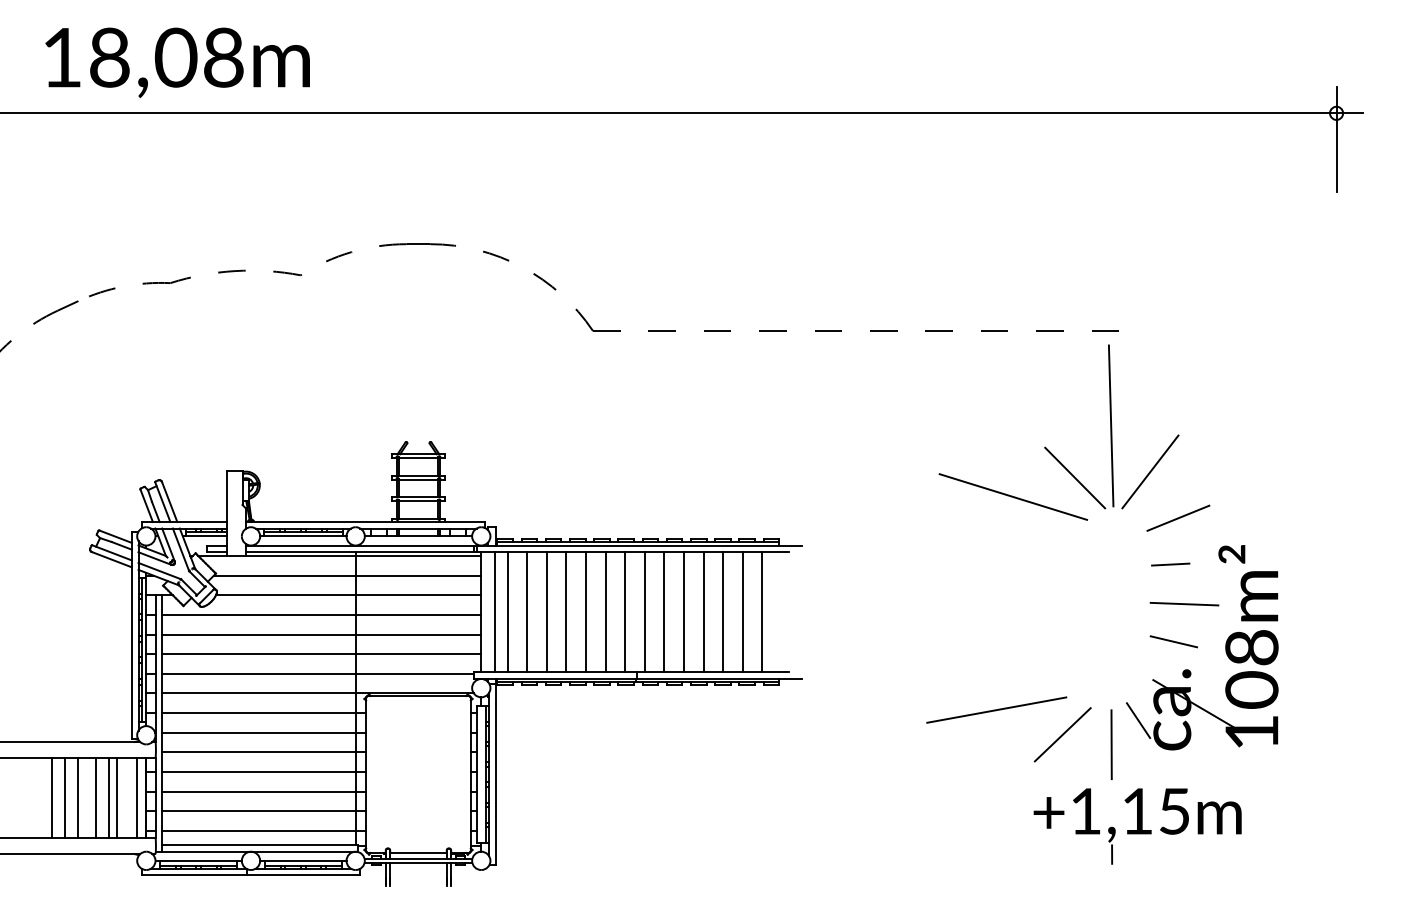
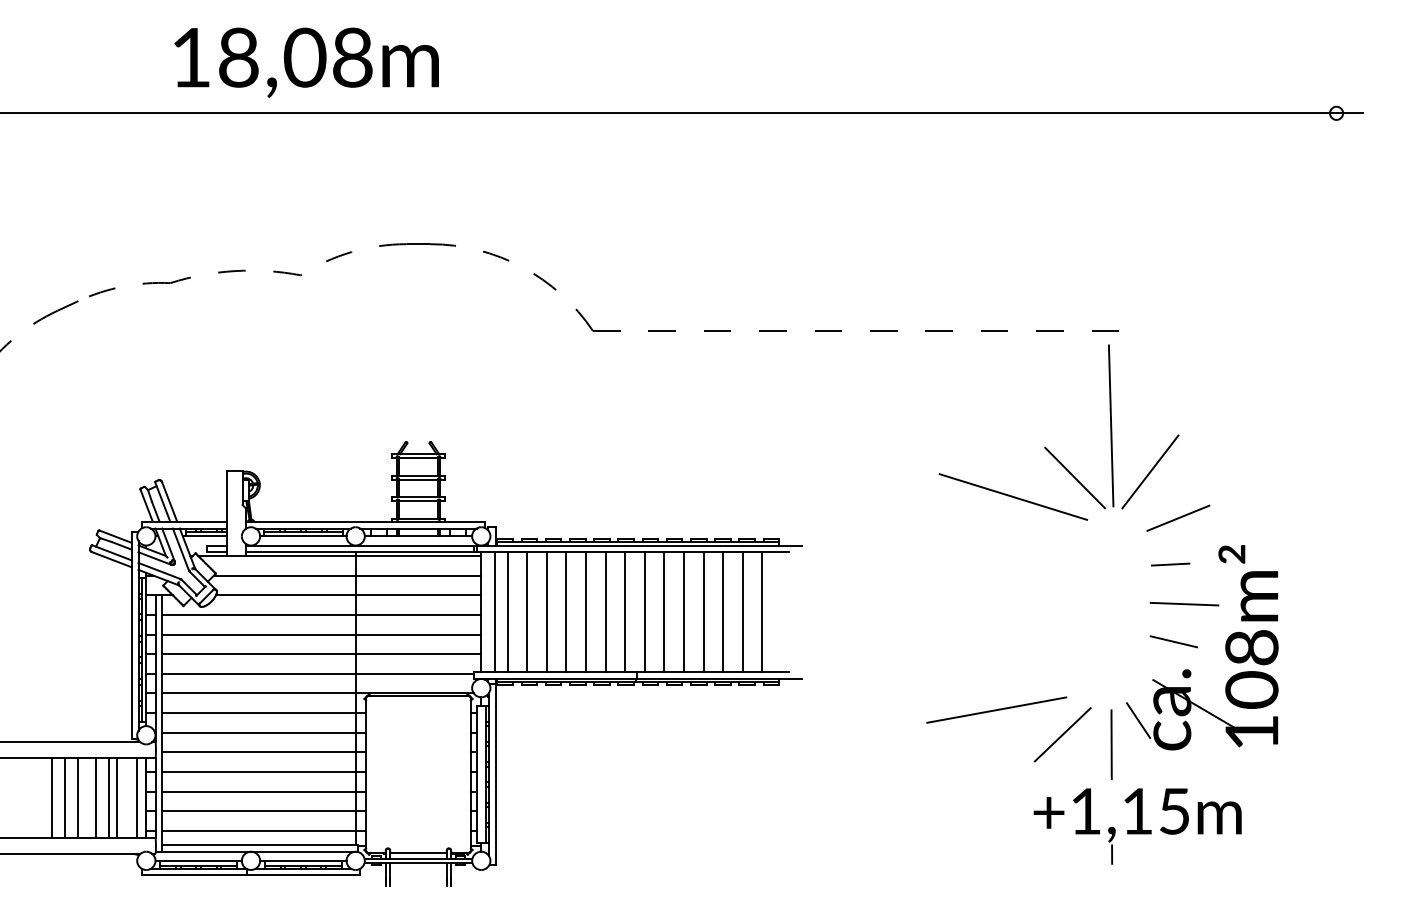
text position: (177, 62) -> (306, 62) (306, 62)
line: present -> none (1336, 139)
